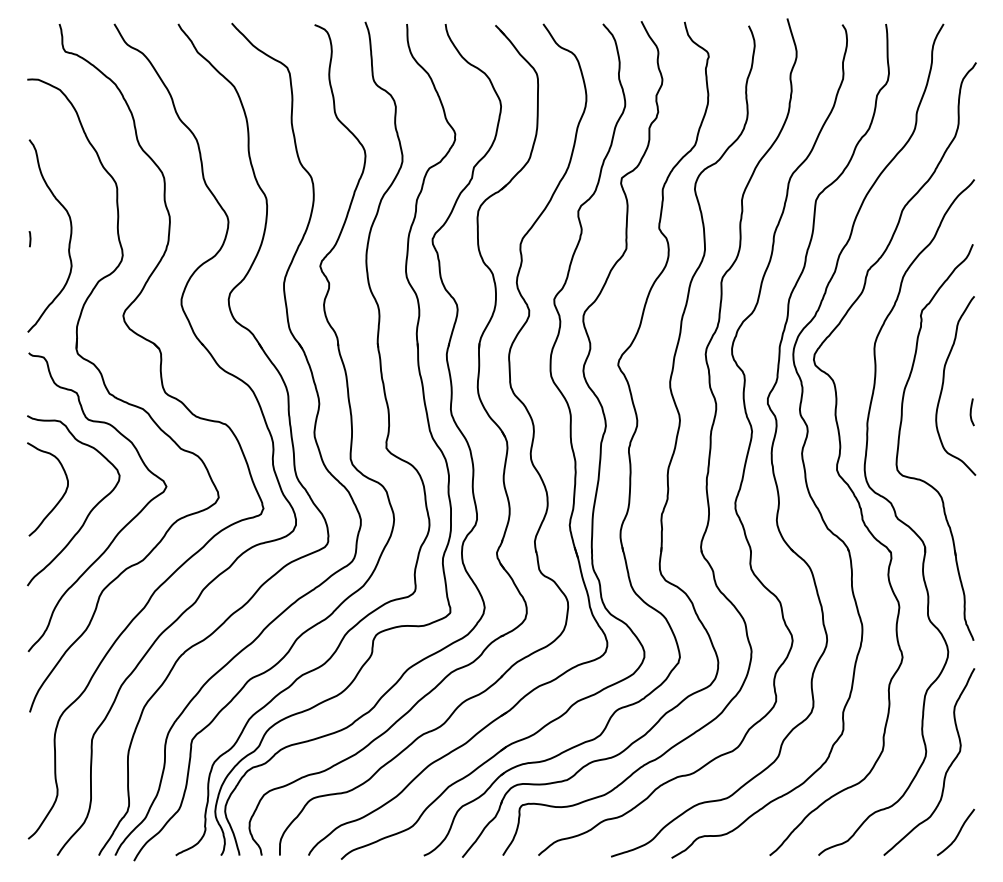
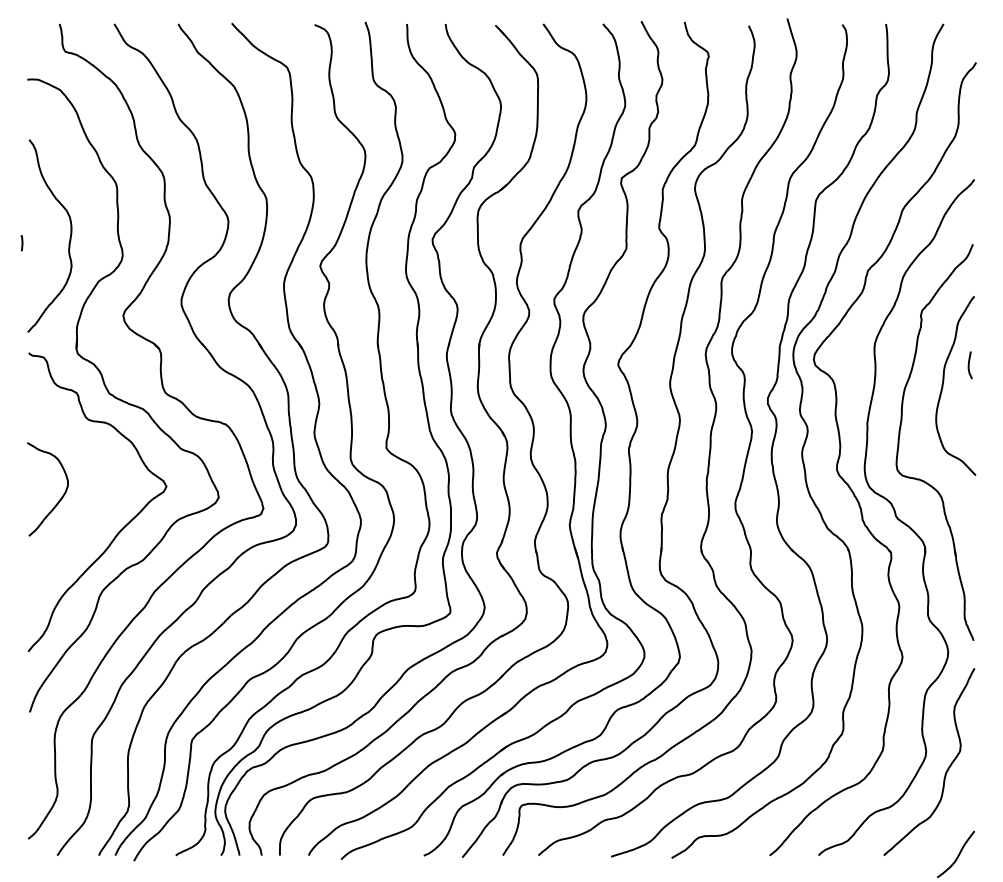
line position: (29, 239) -> (21, 243) (21, 243)
curve position: (971, 412) -> (969, 365) (969, 365)
curve: present -> none (89, 511)
curve position: (957, 833) -> (957, 855) (957, 855)
